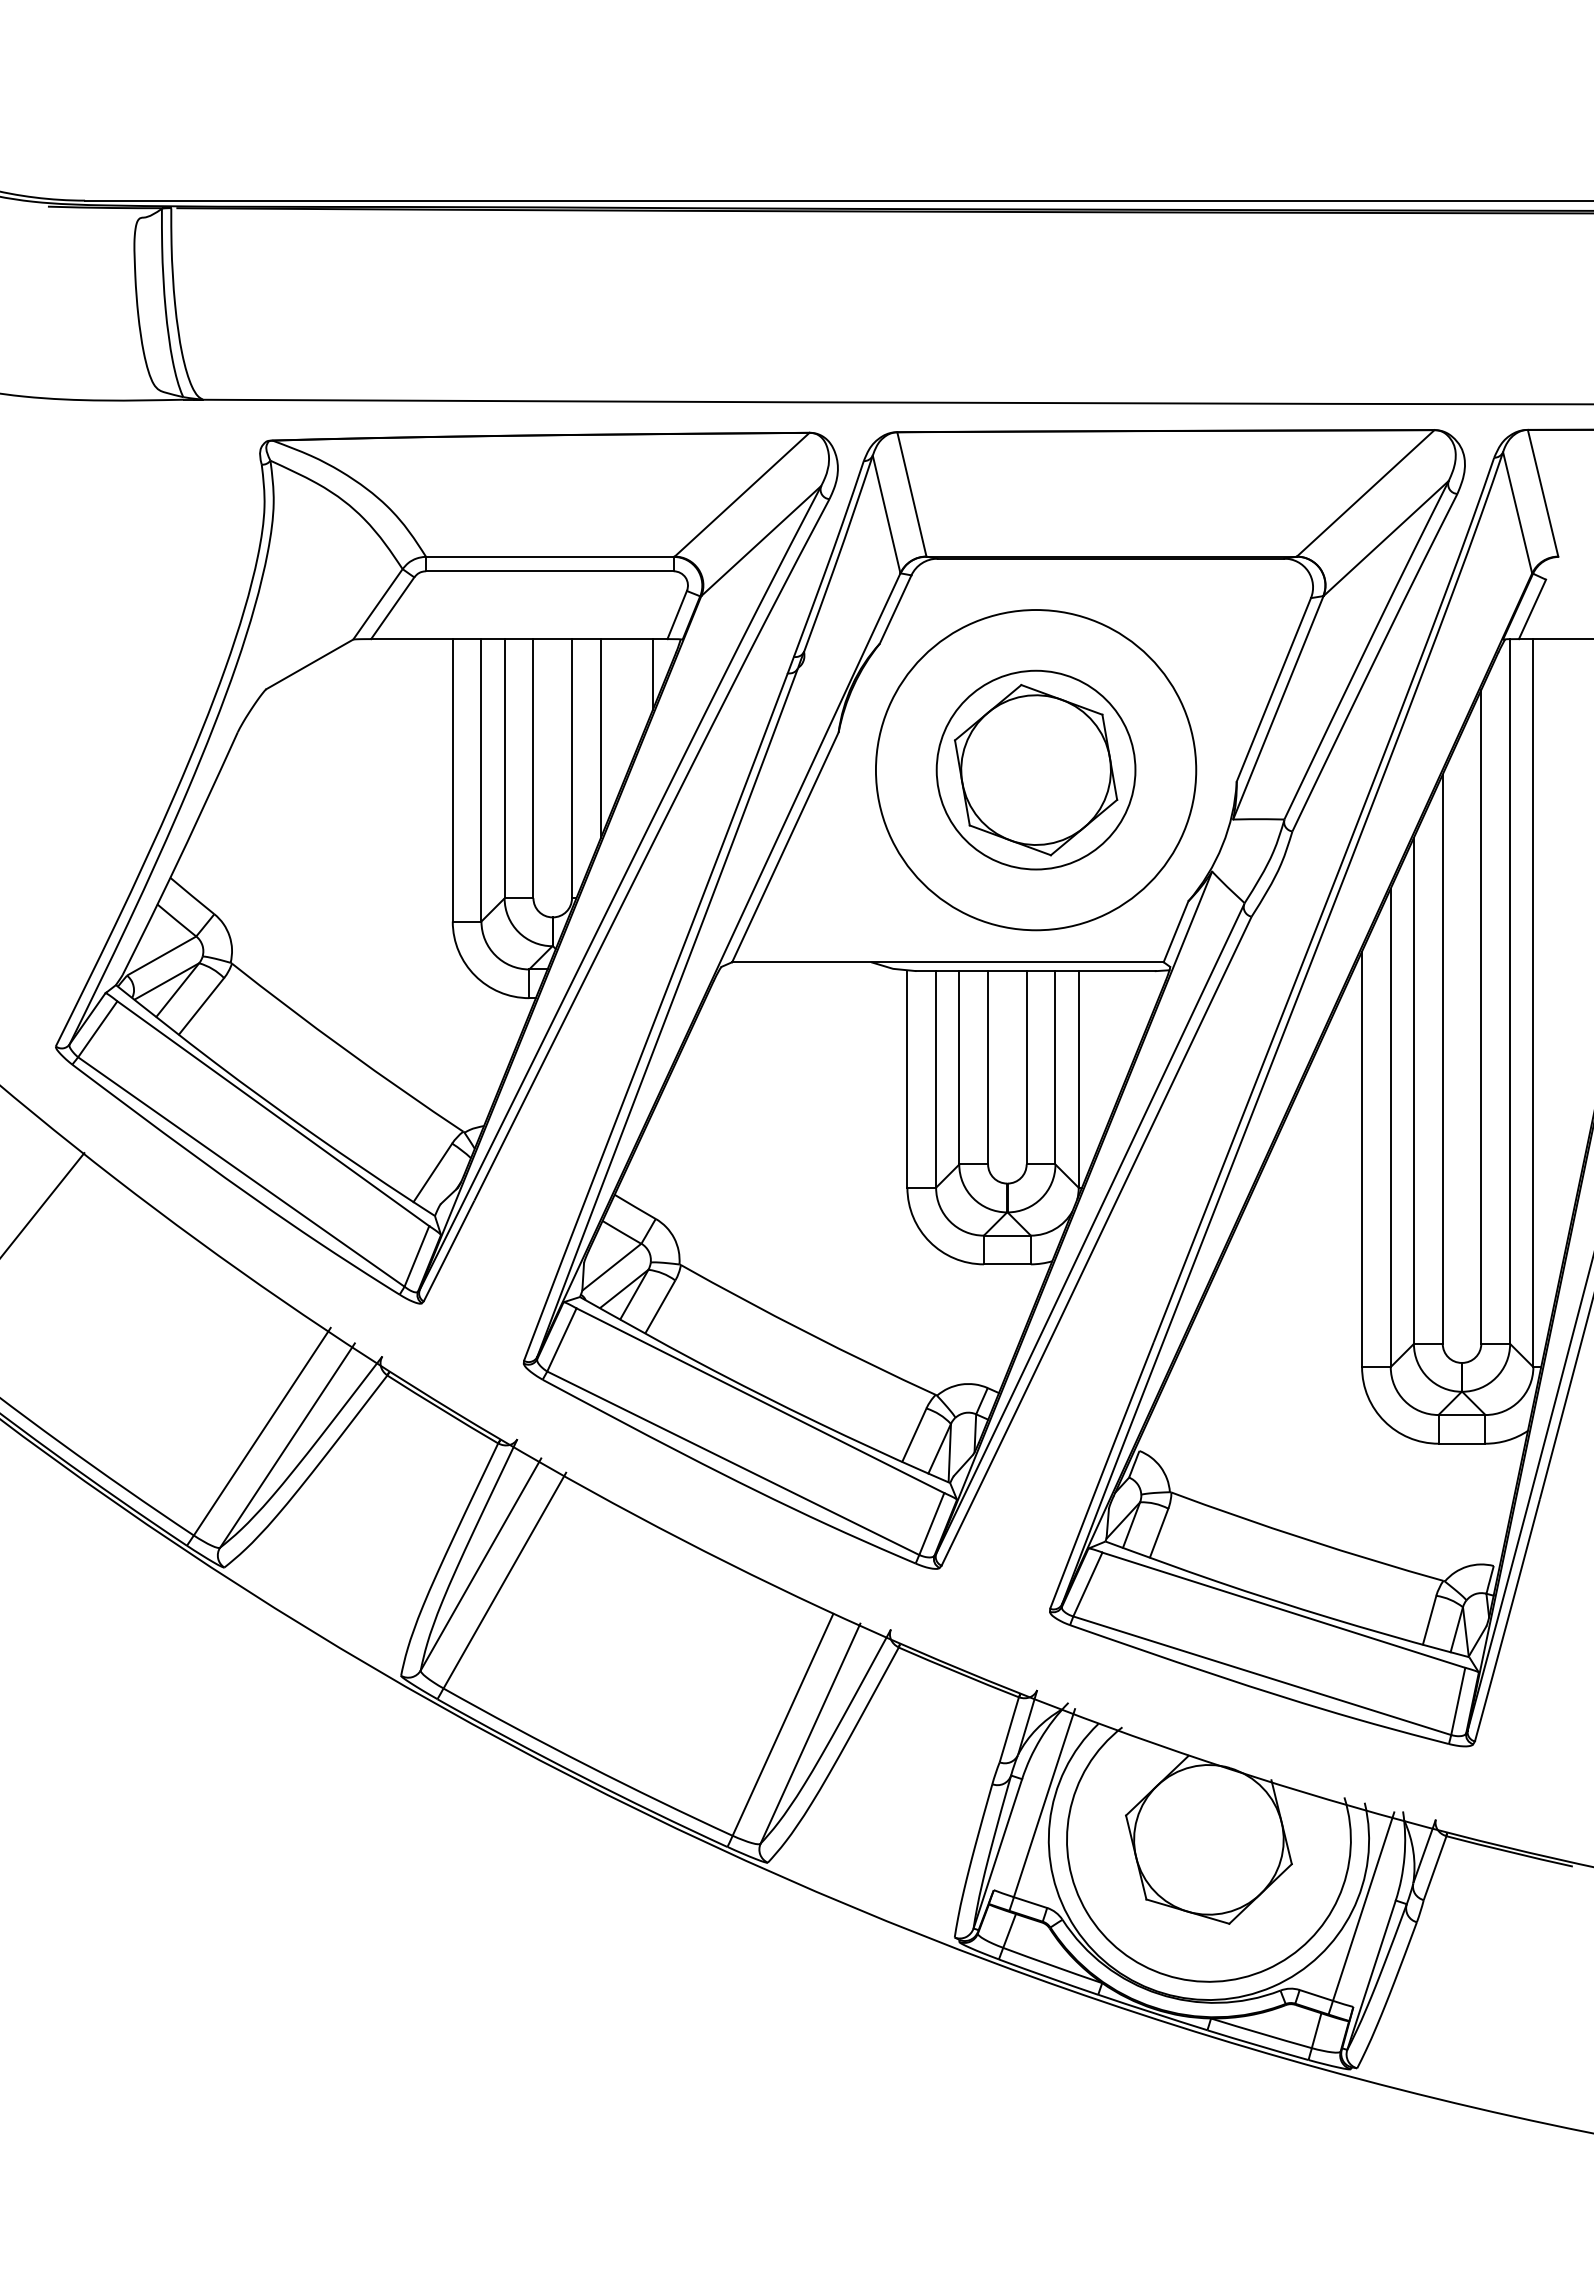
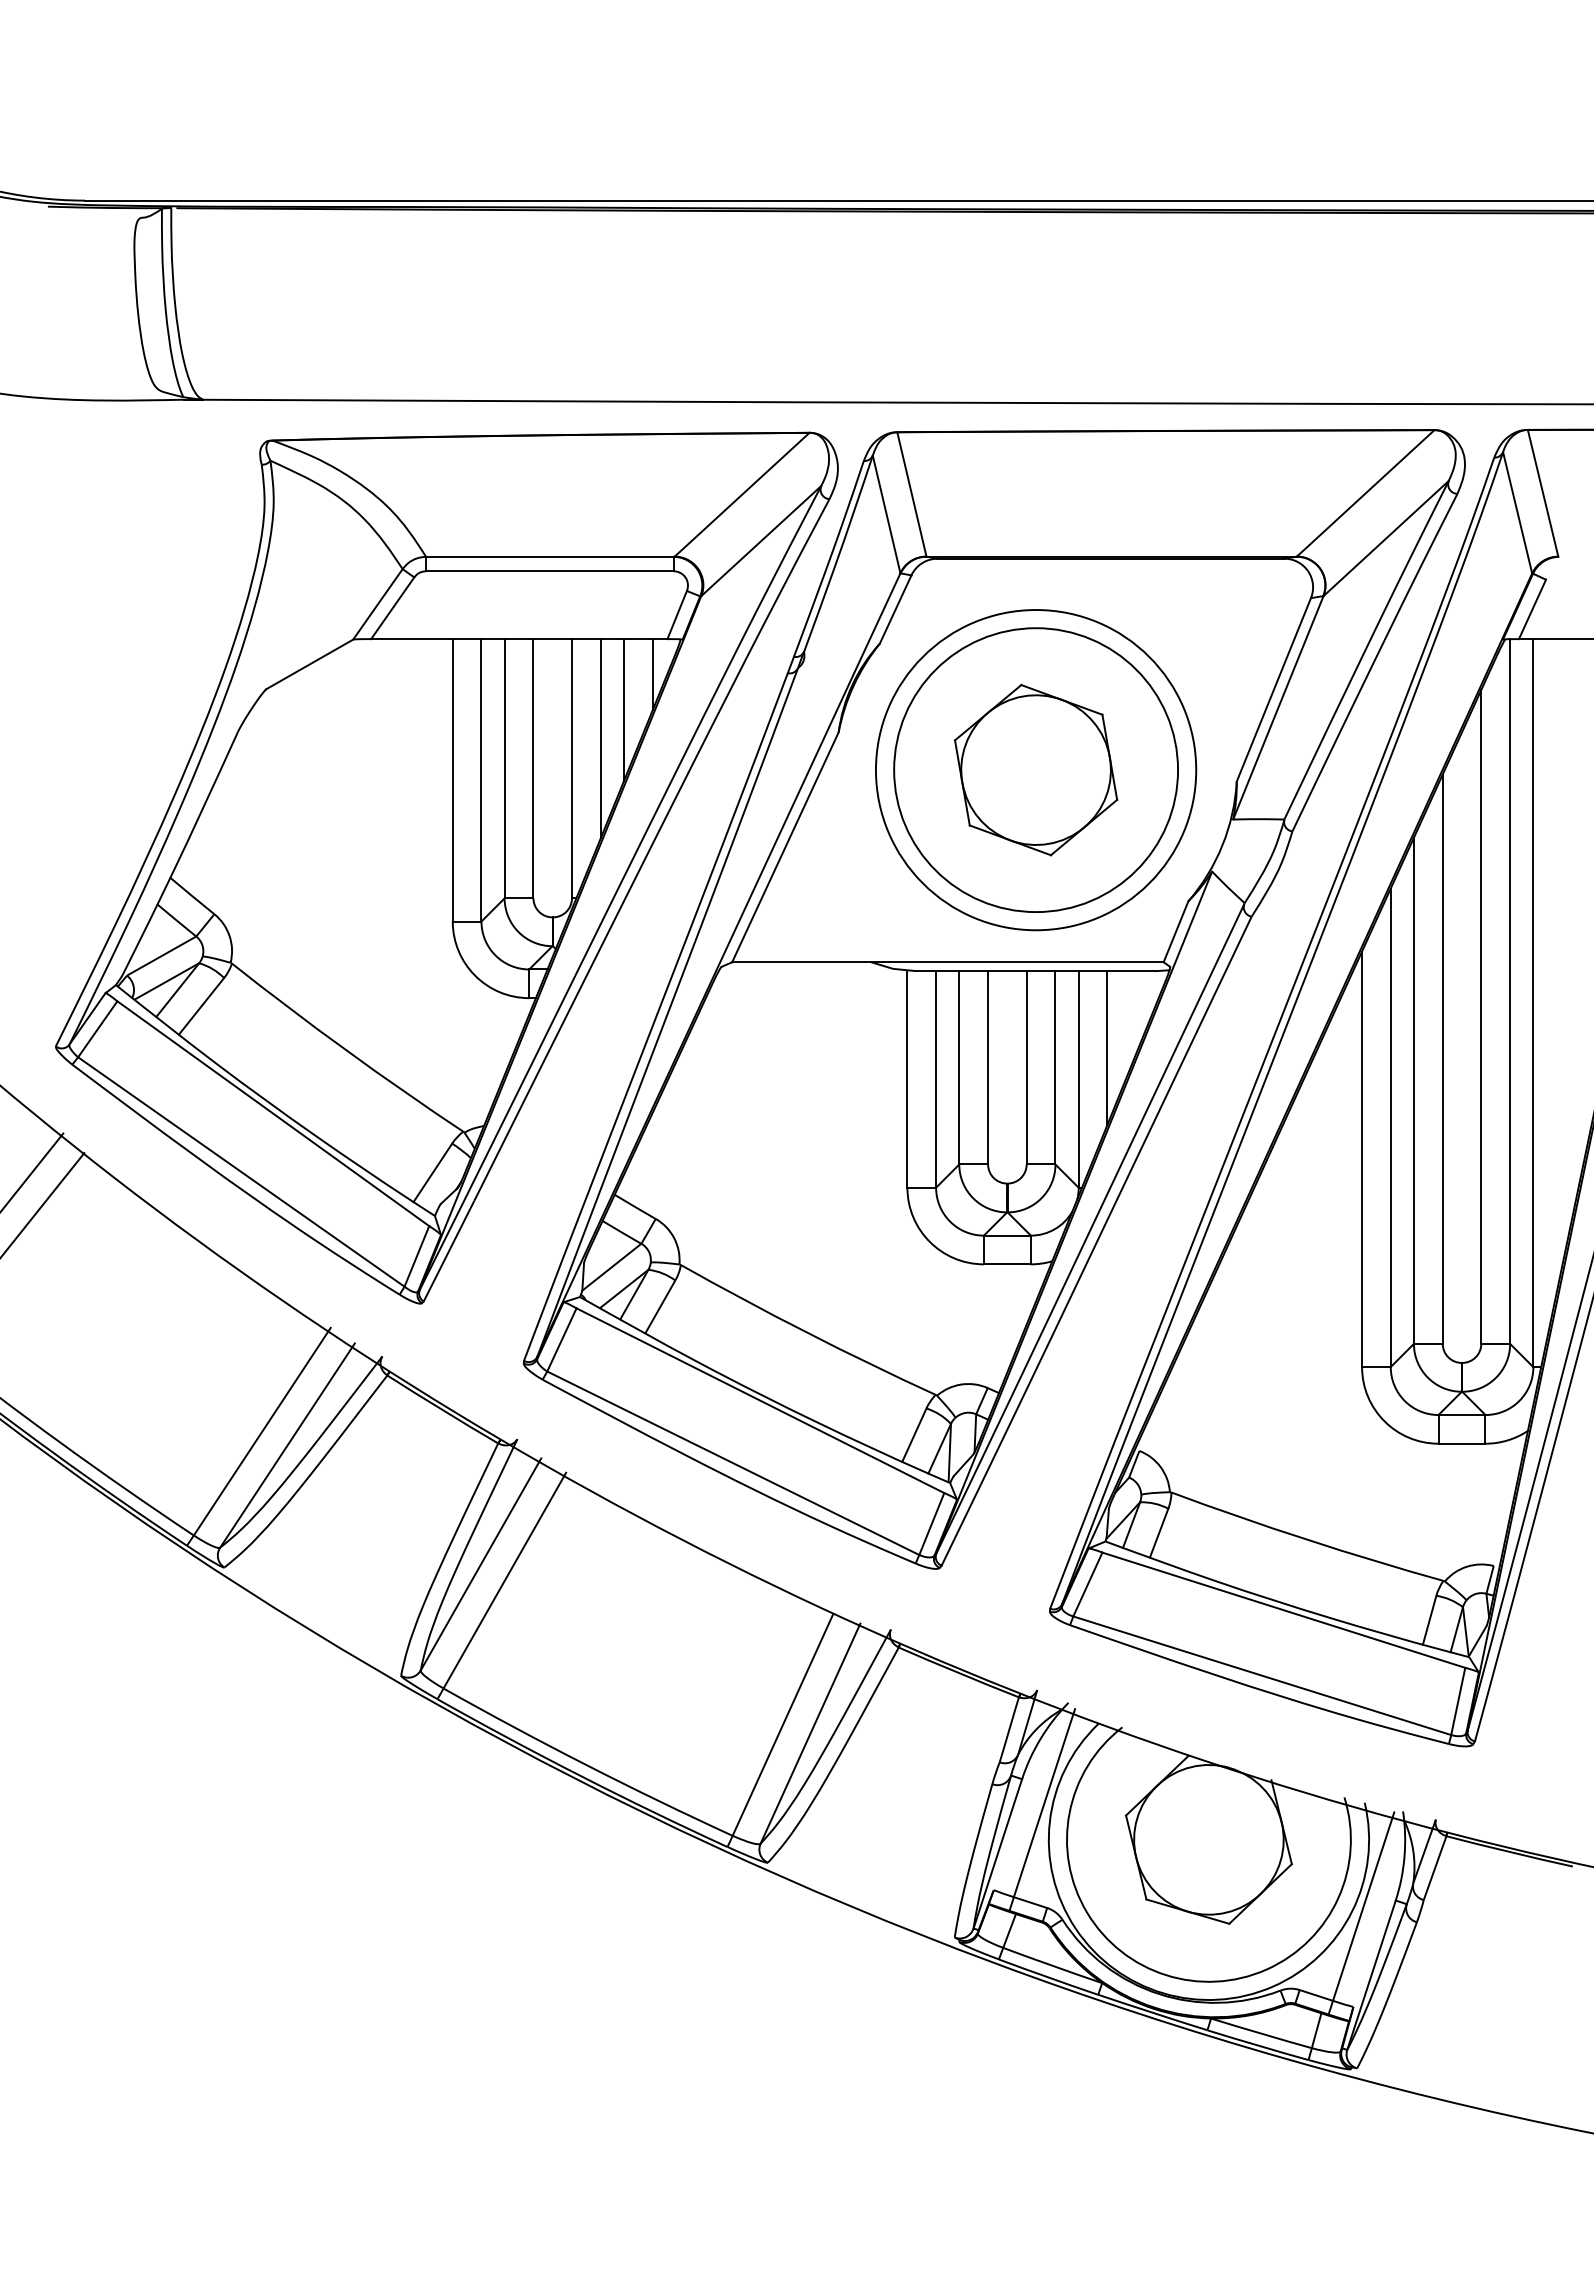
line: none -> present (624, 709)
circle diameter: 199 px -> 284 px (1036, 770)
line: none -> present (1107, 1047)
line: none -> present (32, 1171)
